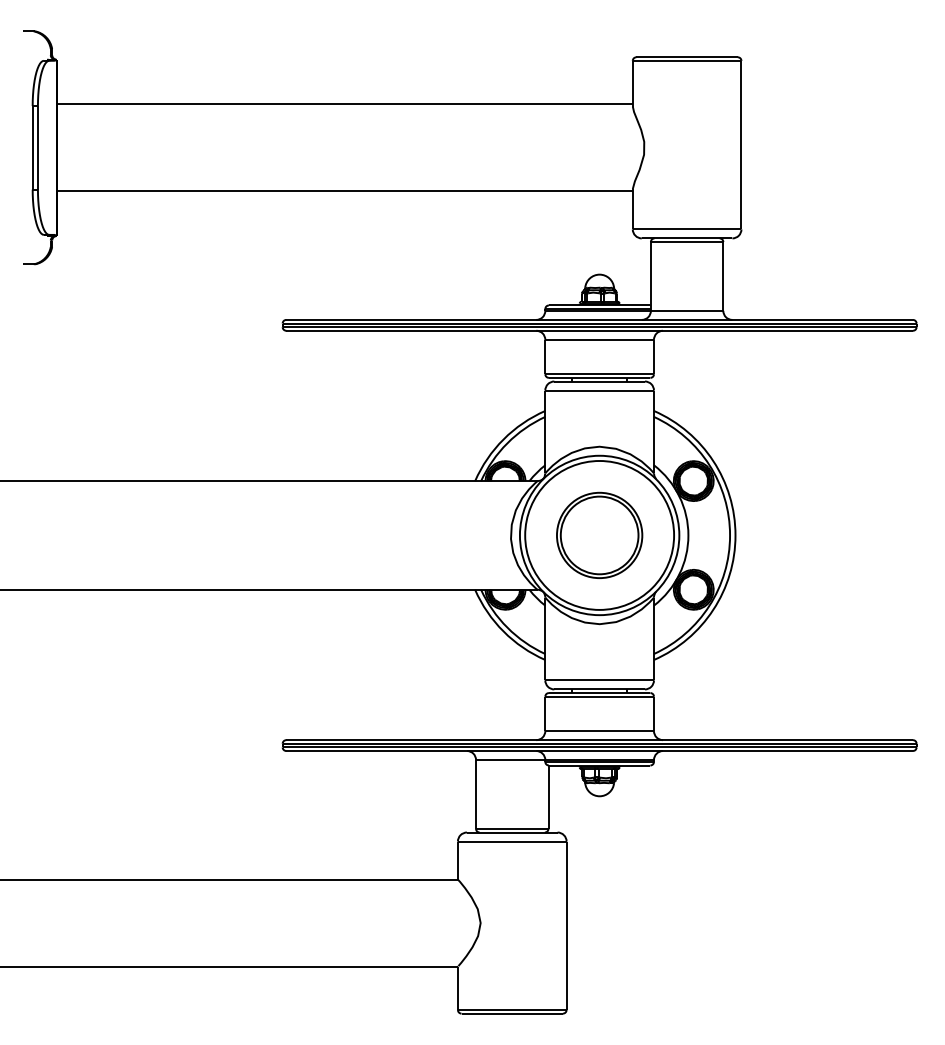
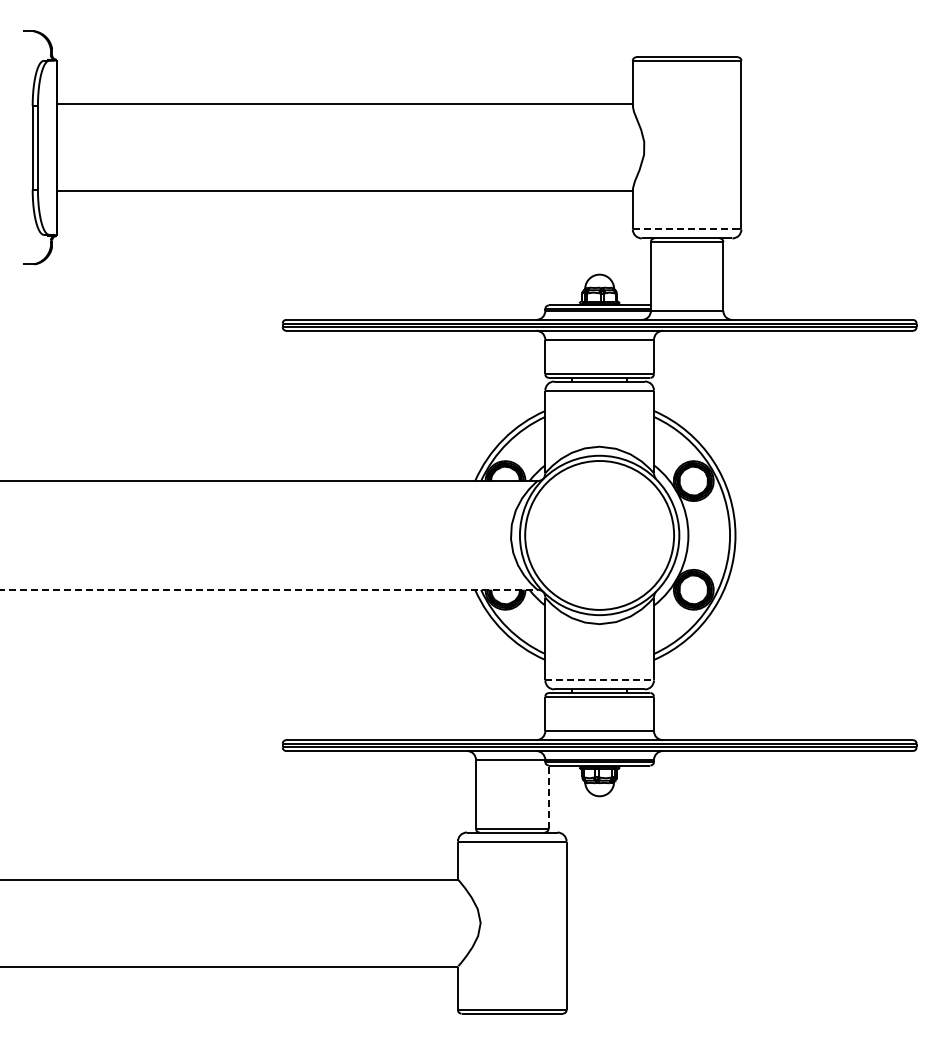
line: solid -> dashed (682, 229)
part: present -> none (599, 534)
line: solid -> dashed (269, 589)
line: solid -> dashed (600, 680)
line: solid -> dashed (548, 797)
